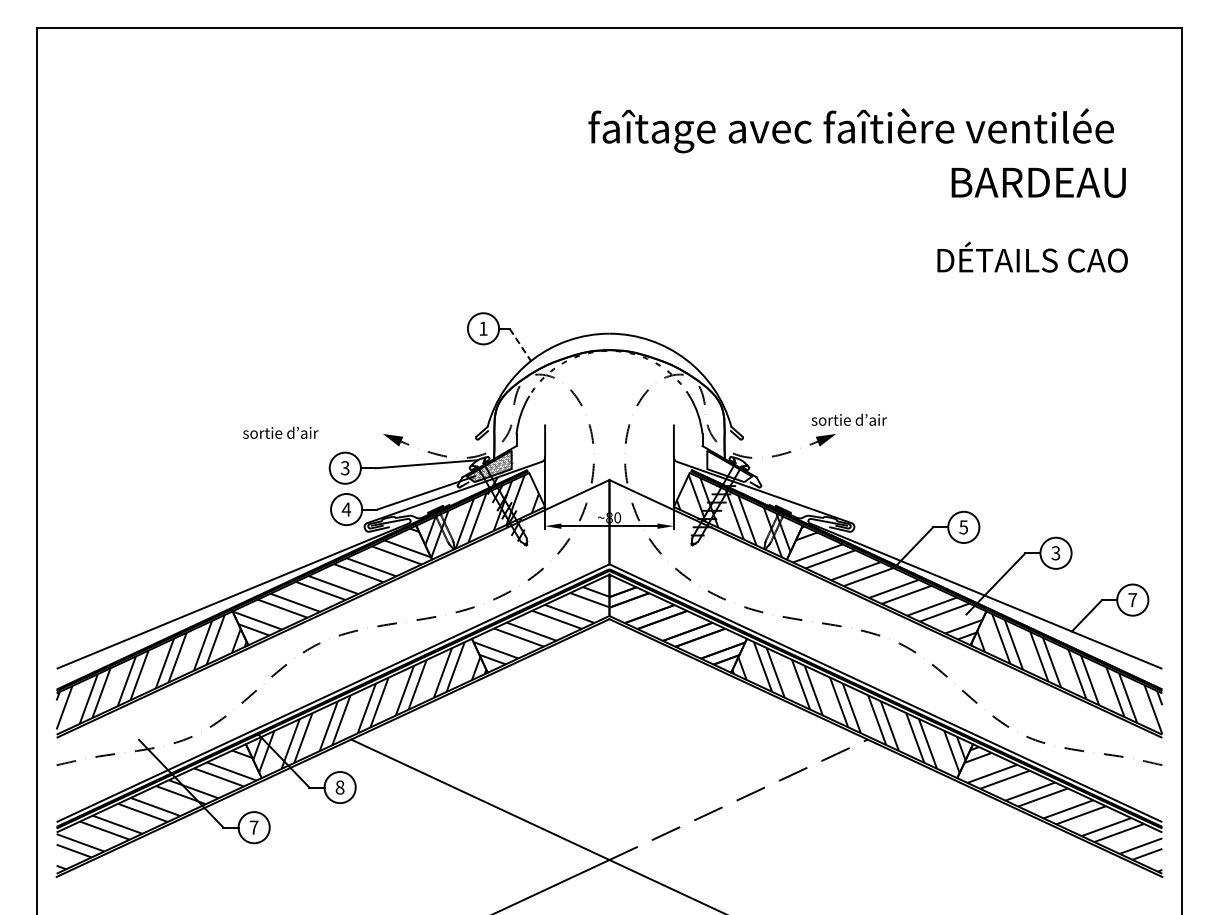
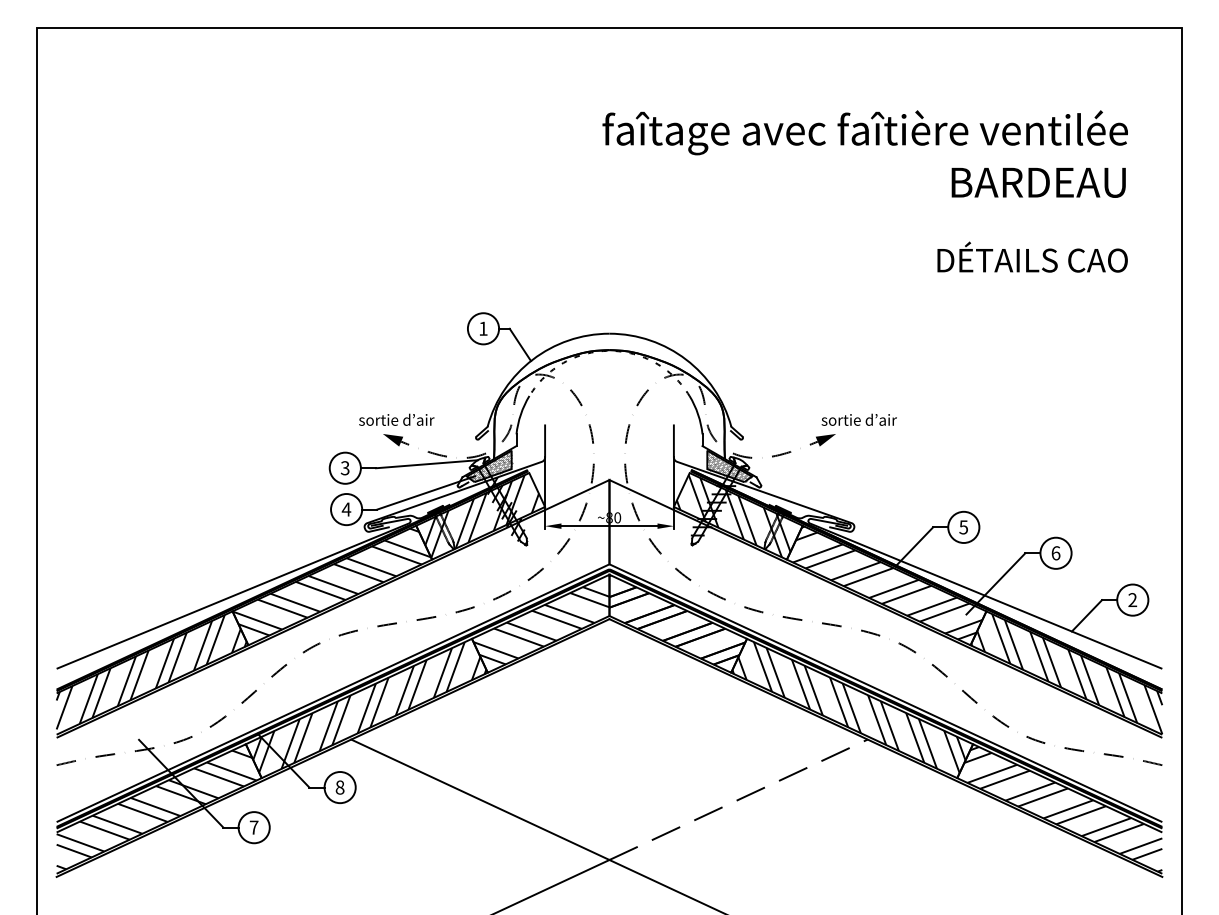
text position: (850, 130) -> (864, 132) (864, 132)
line: dashed -> solid (520, 345)
text position: (848, 419) -> (858, 419) (858, 419)
text position: (280, 432) -> (396, 419) (396, 419)
hatch: none -> present (729, 466)
text: 3 -> 6 (1055, 553)
text: 7 -> 2 (1132, 599)
